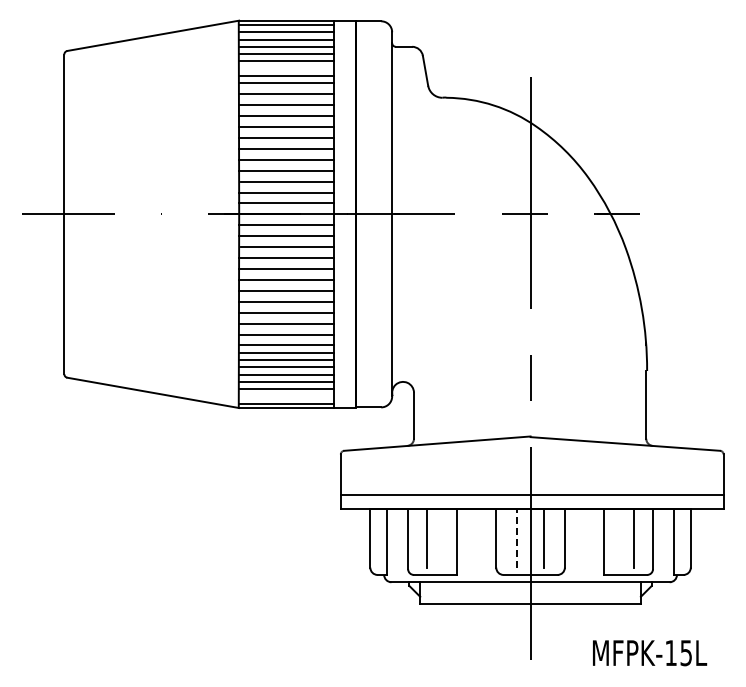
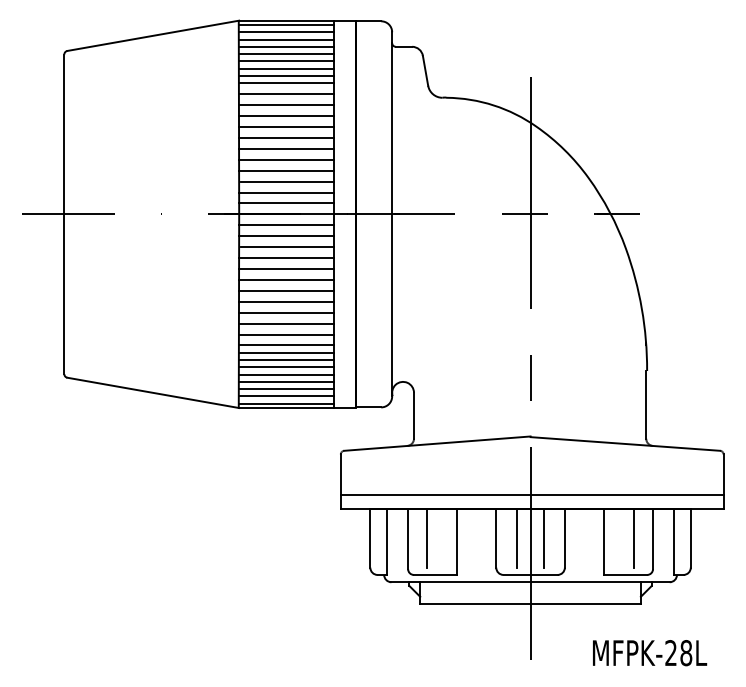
line: none -> present (286, 68)
line: none -> present (285, 396)
line: dashed -> solid (517, 538)
text: MFPK-15L -> MFPK-28L (678, 653)
